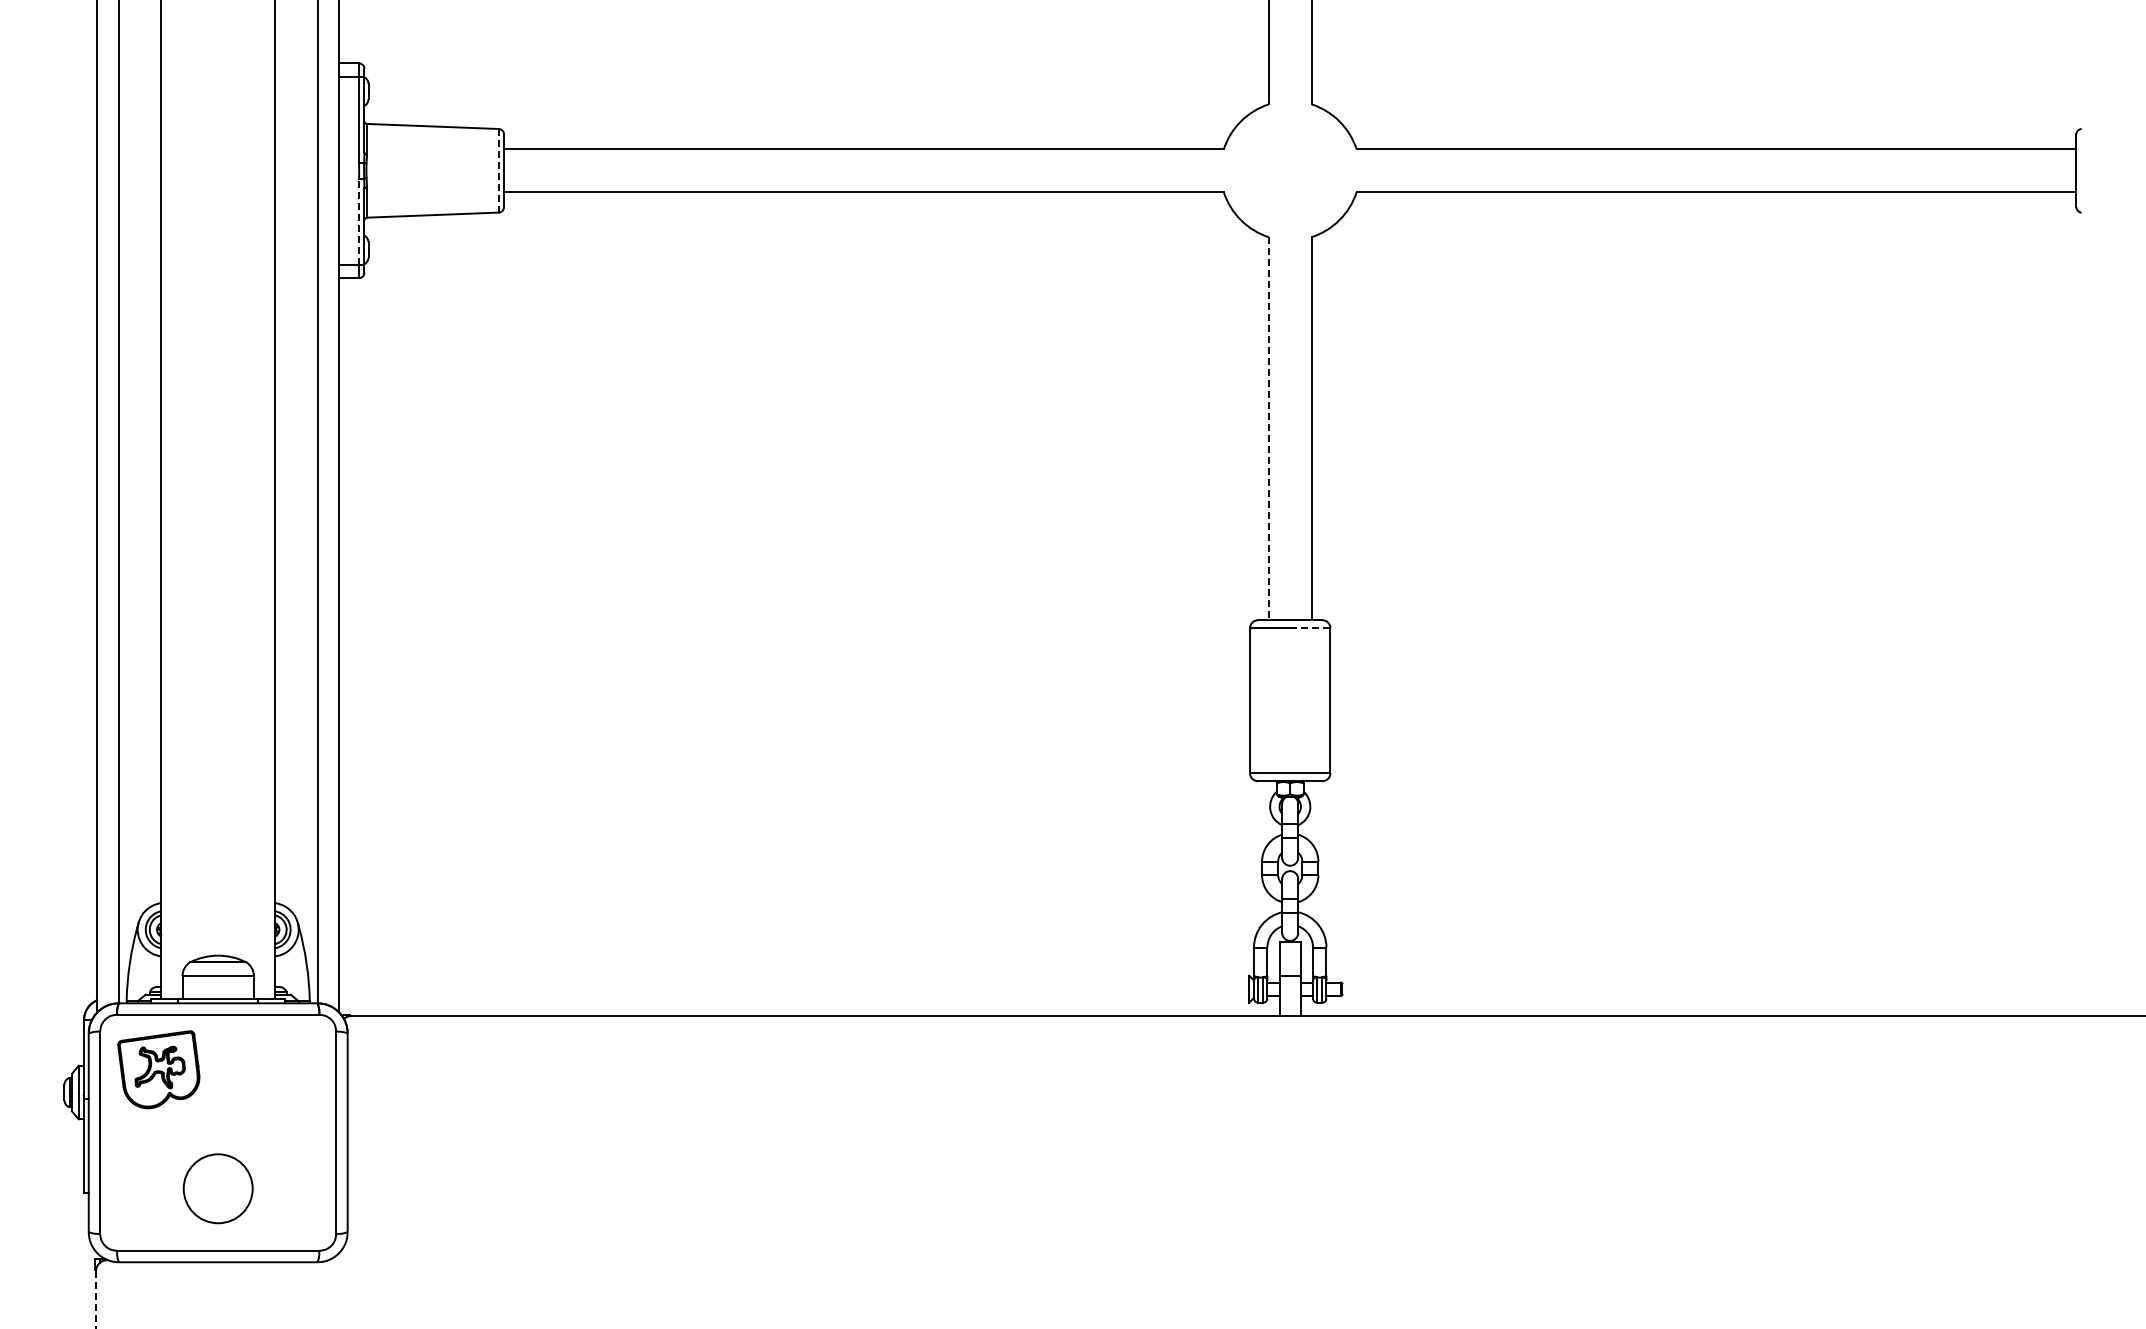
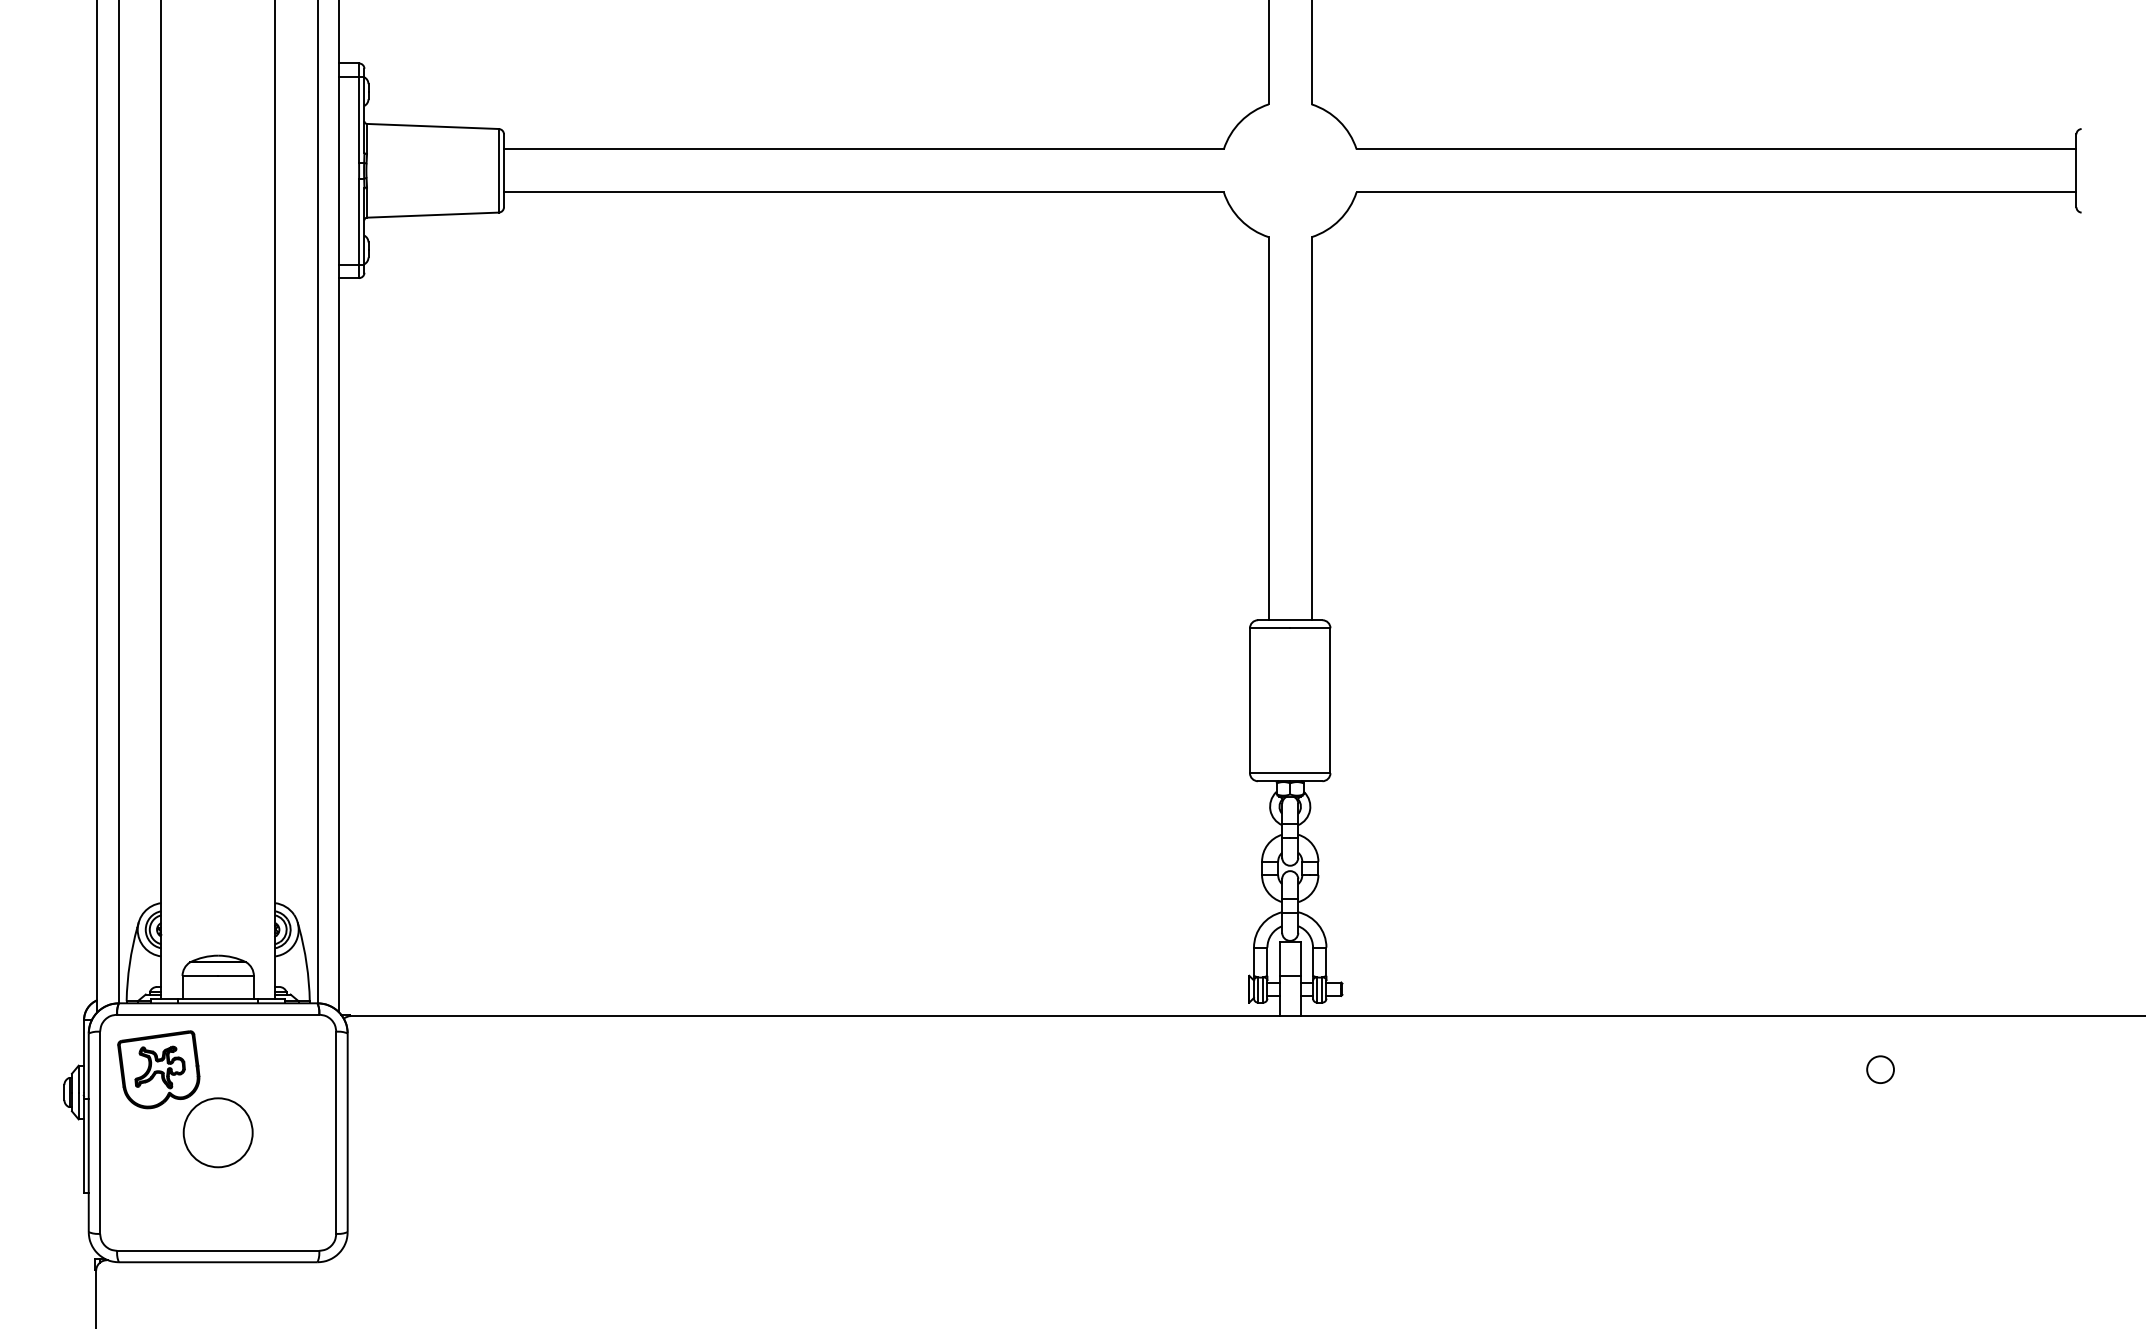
line: dashed -> solid (498, 170)
line: dashed -> solid (359, 221)
line: dashed -> solid (1268, 428)
line: dashed -> solid (1310, 628)
circle: none -> present (1880, 1069)
circle position: (217, 1188) -> (217, 1132) (217, 1132)
line: dashed -> solid (96, 1299)
